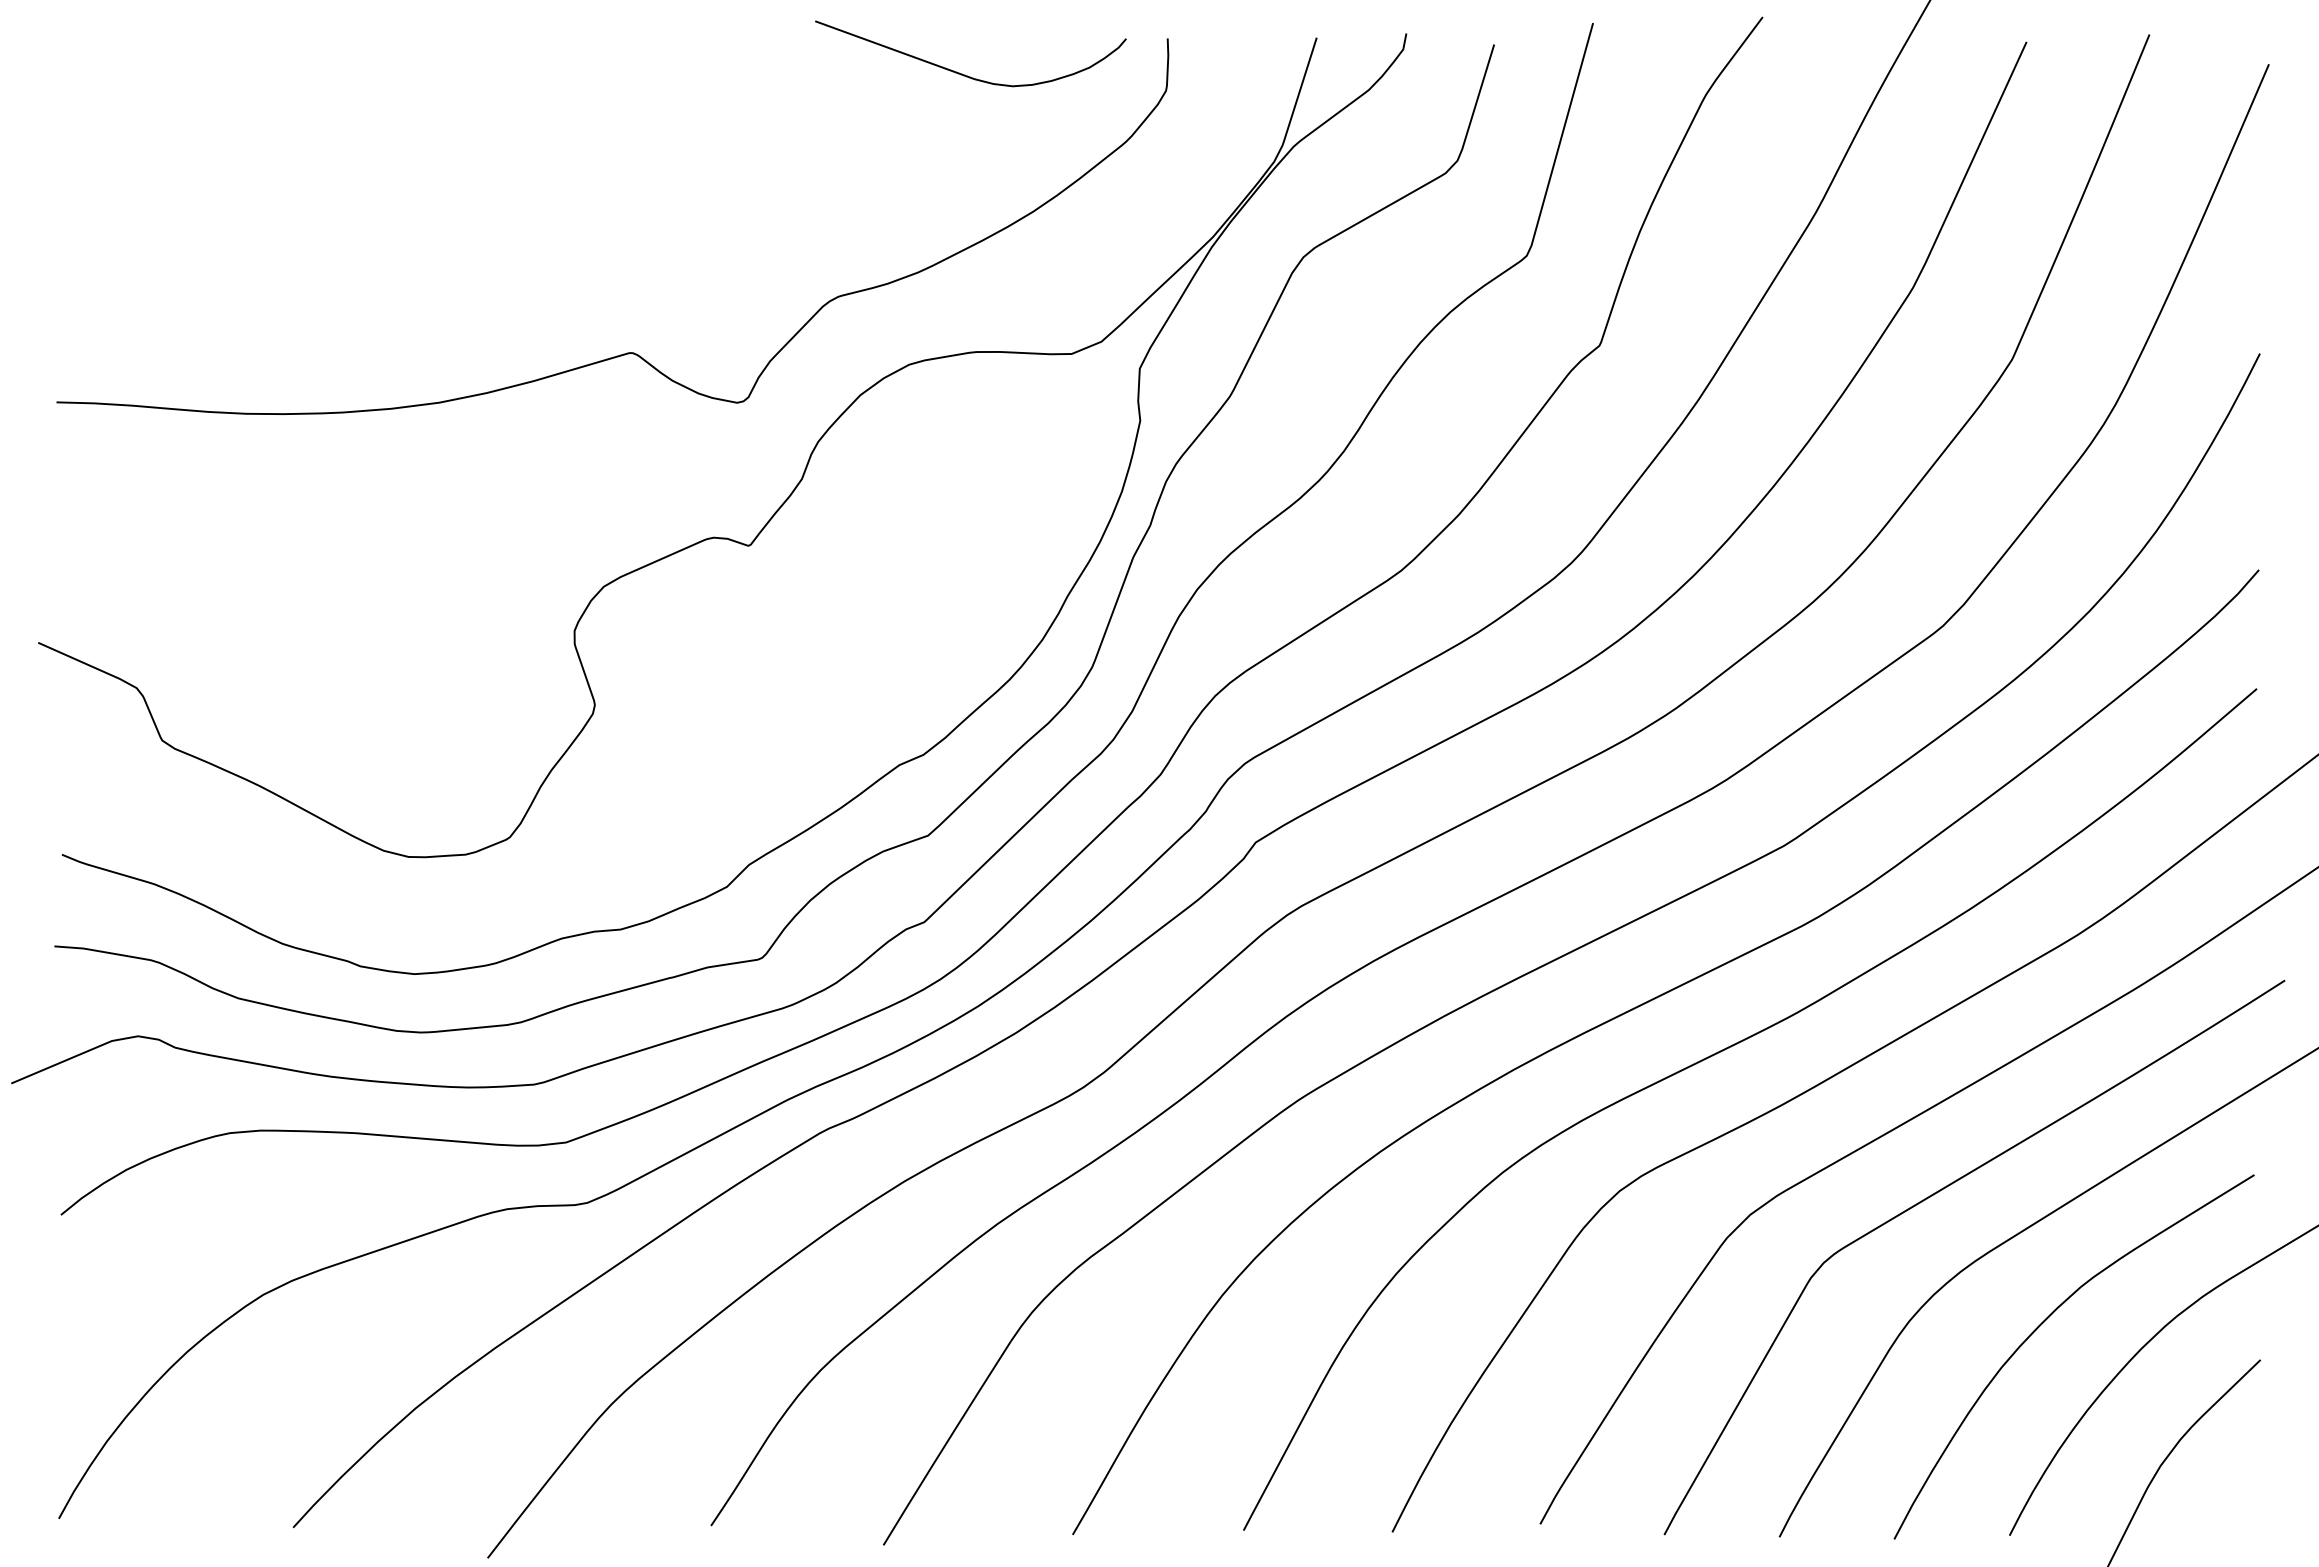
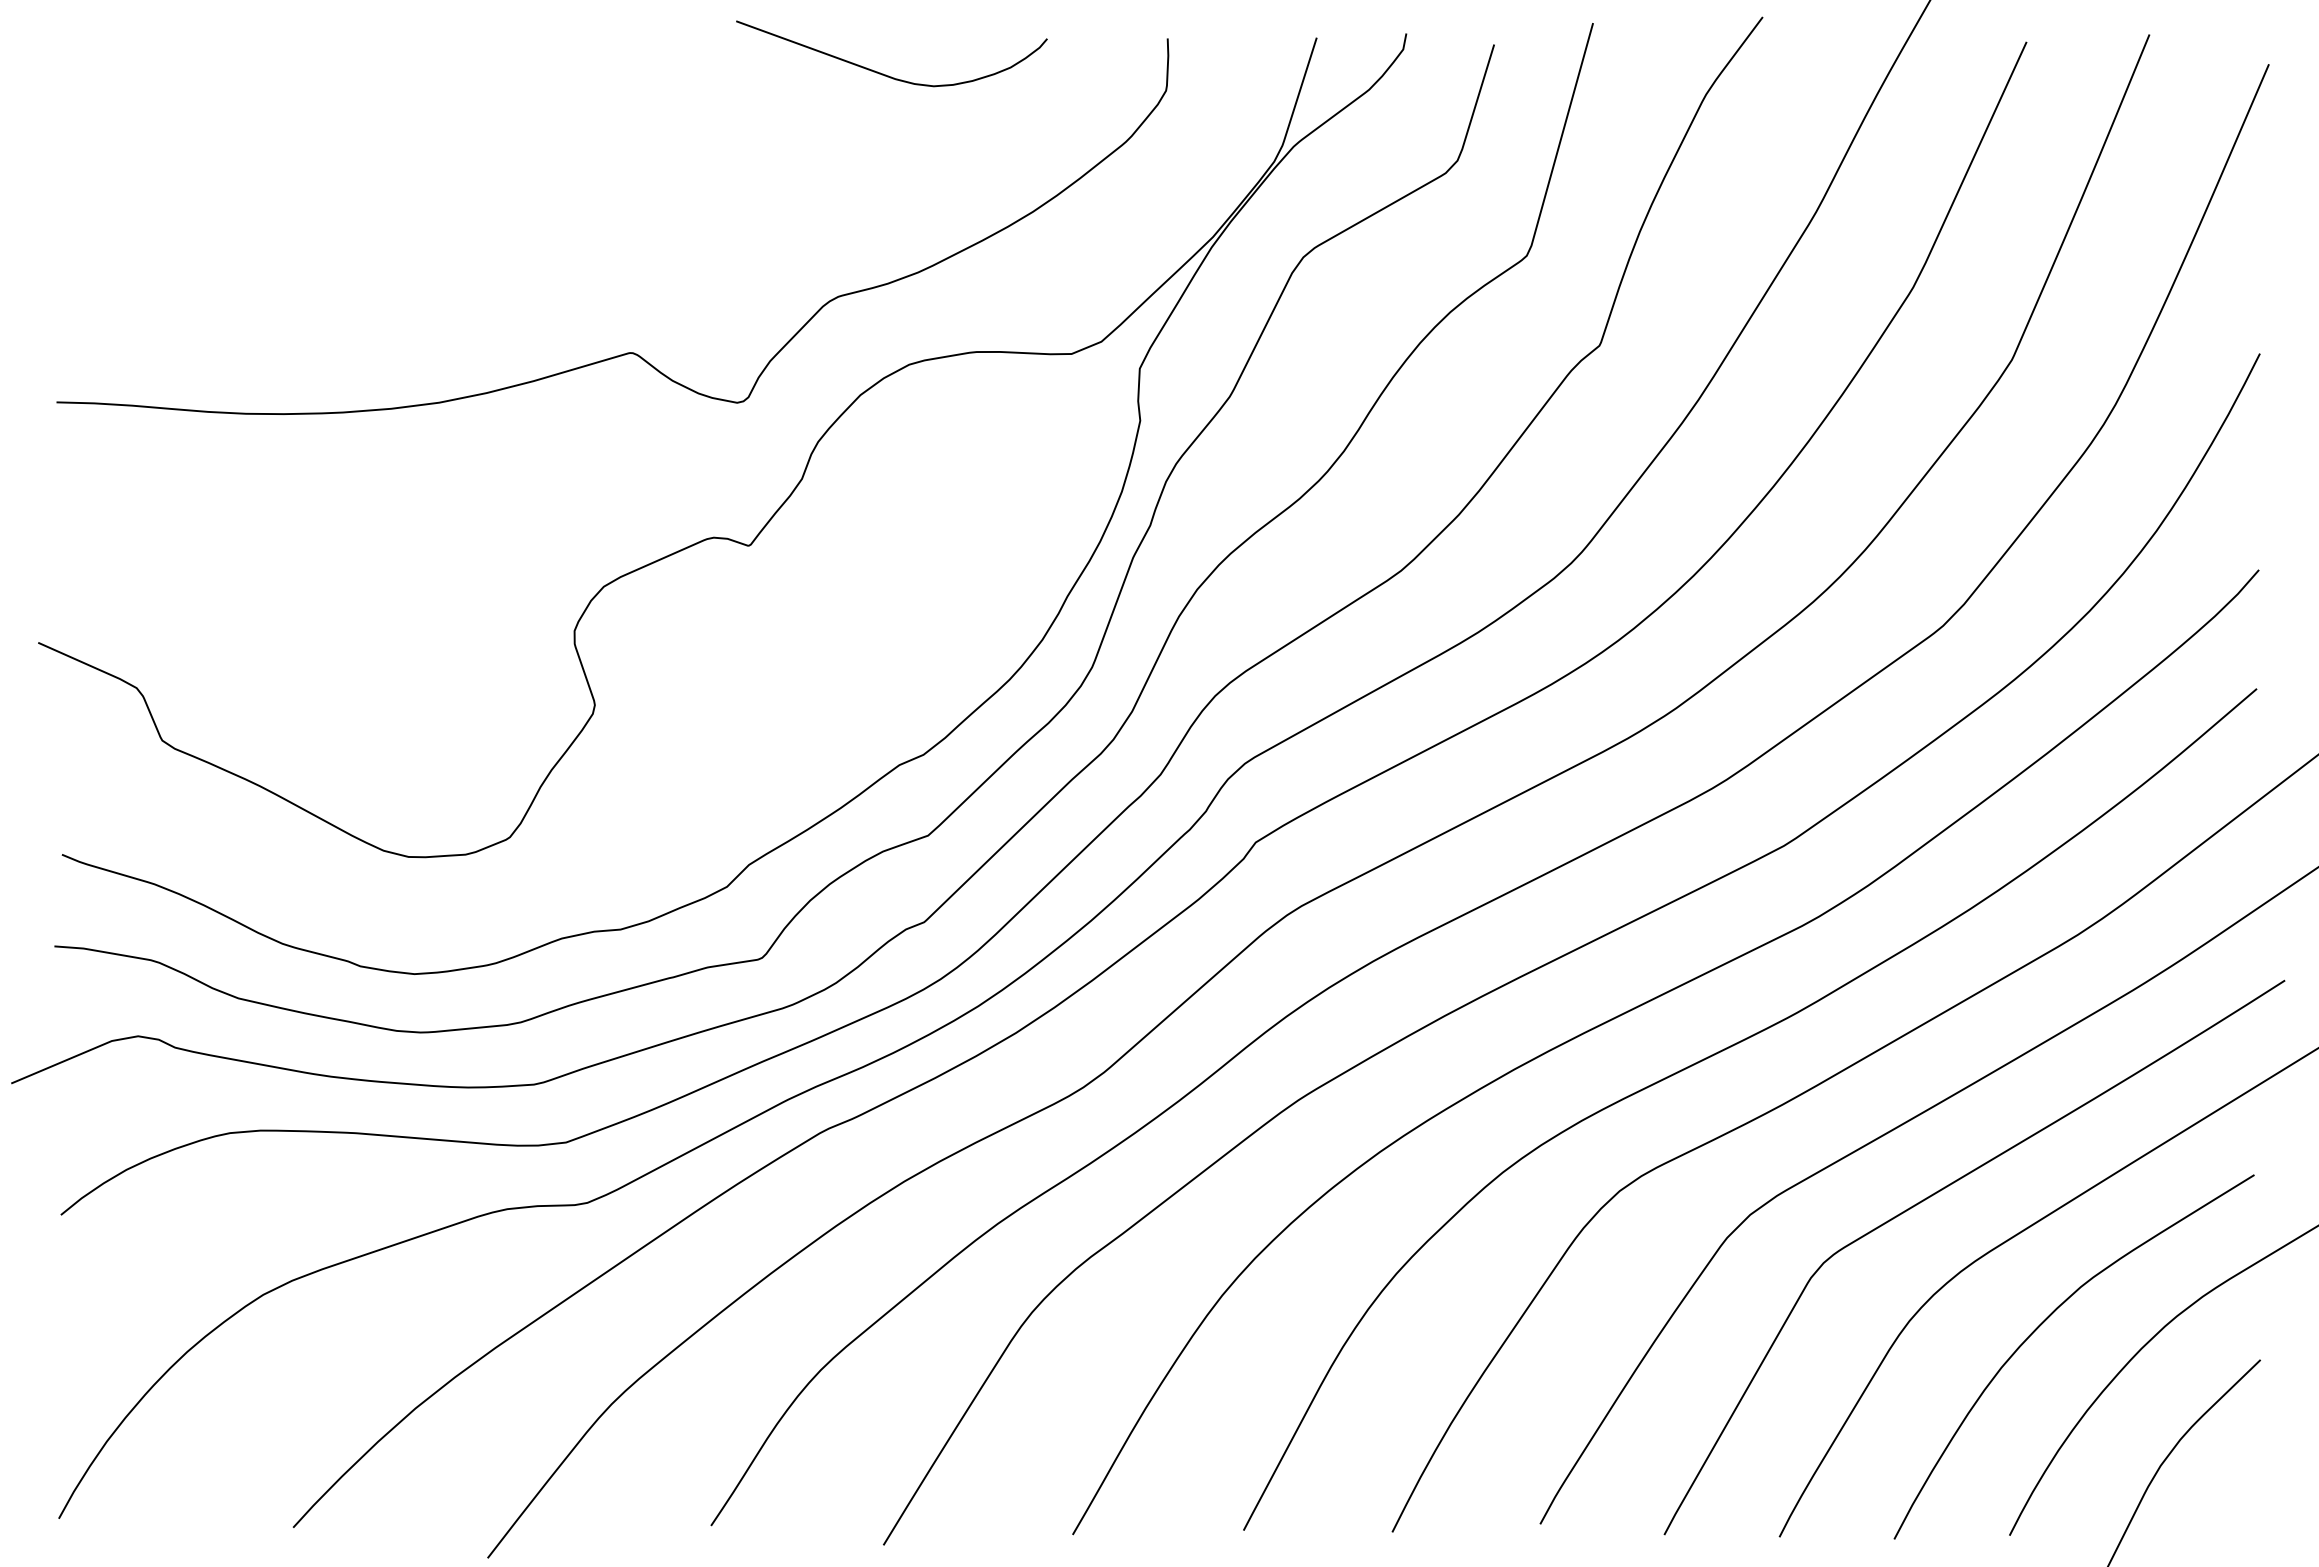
curve position: (962, 73) -> (883, 73) (883, 73)
